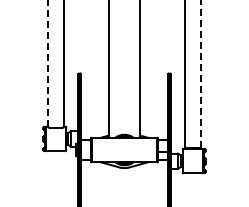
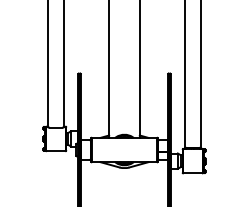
line: dashed -> solid (48, 63)
line: dashed -> solid (200, 74)
